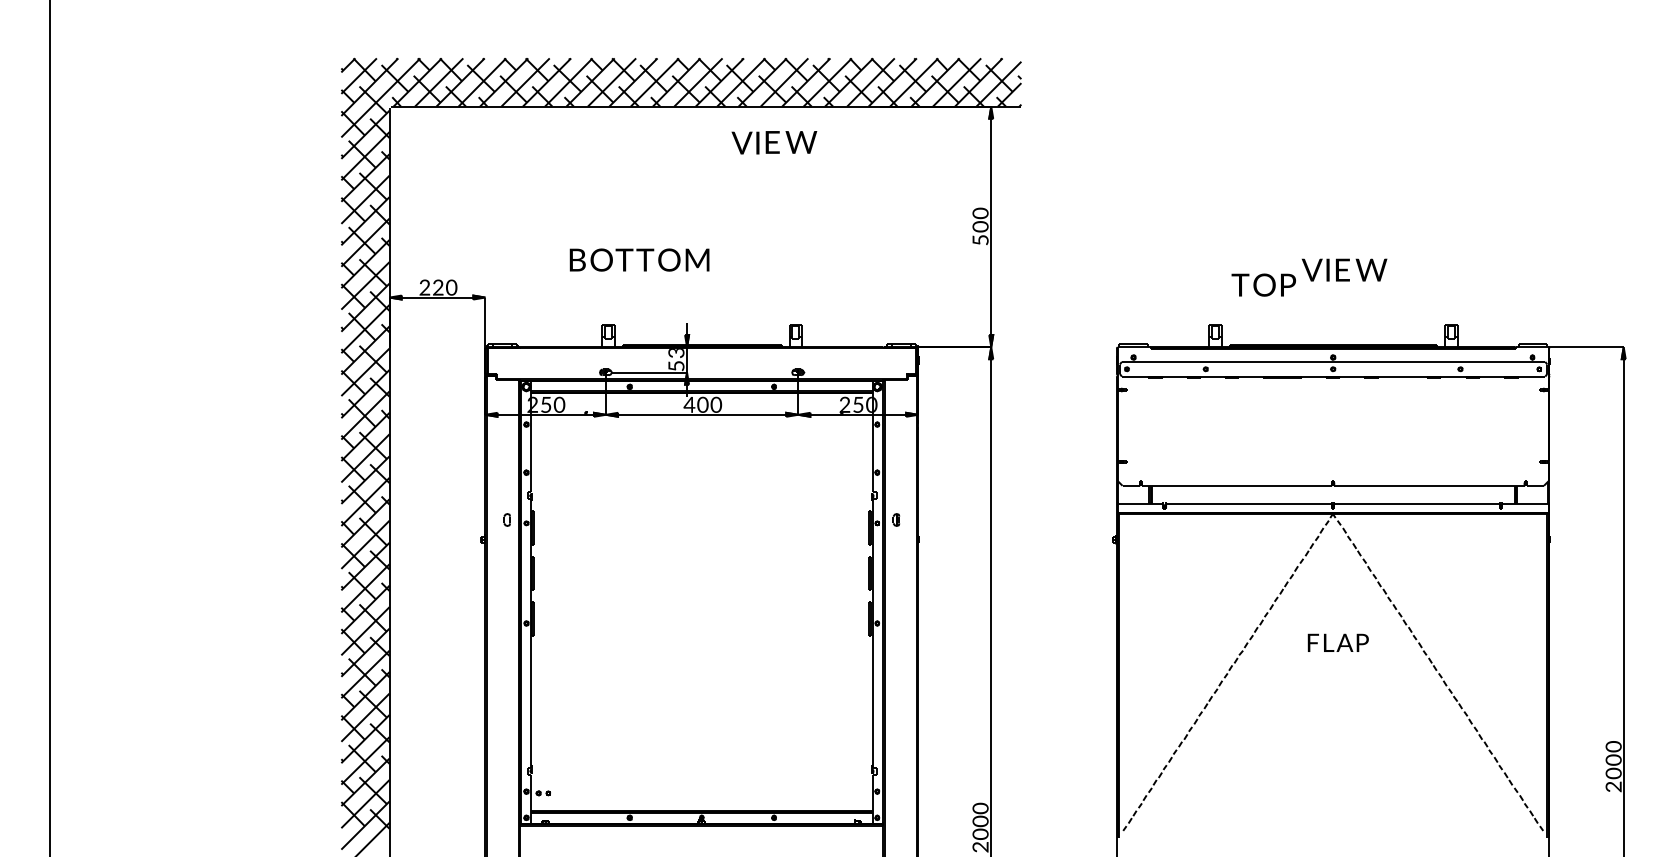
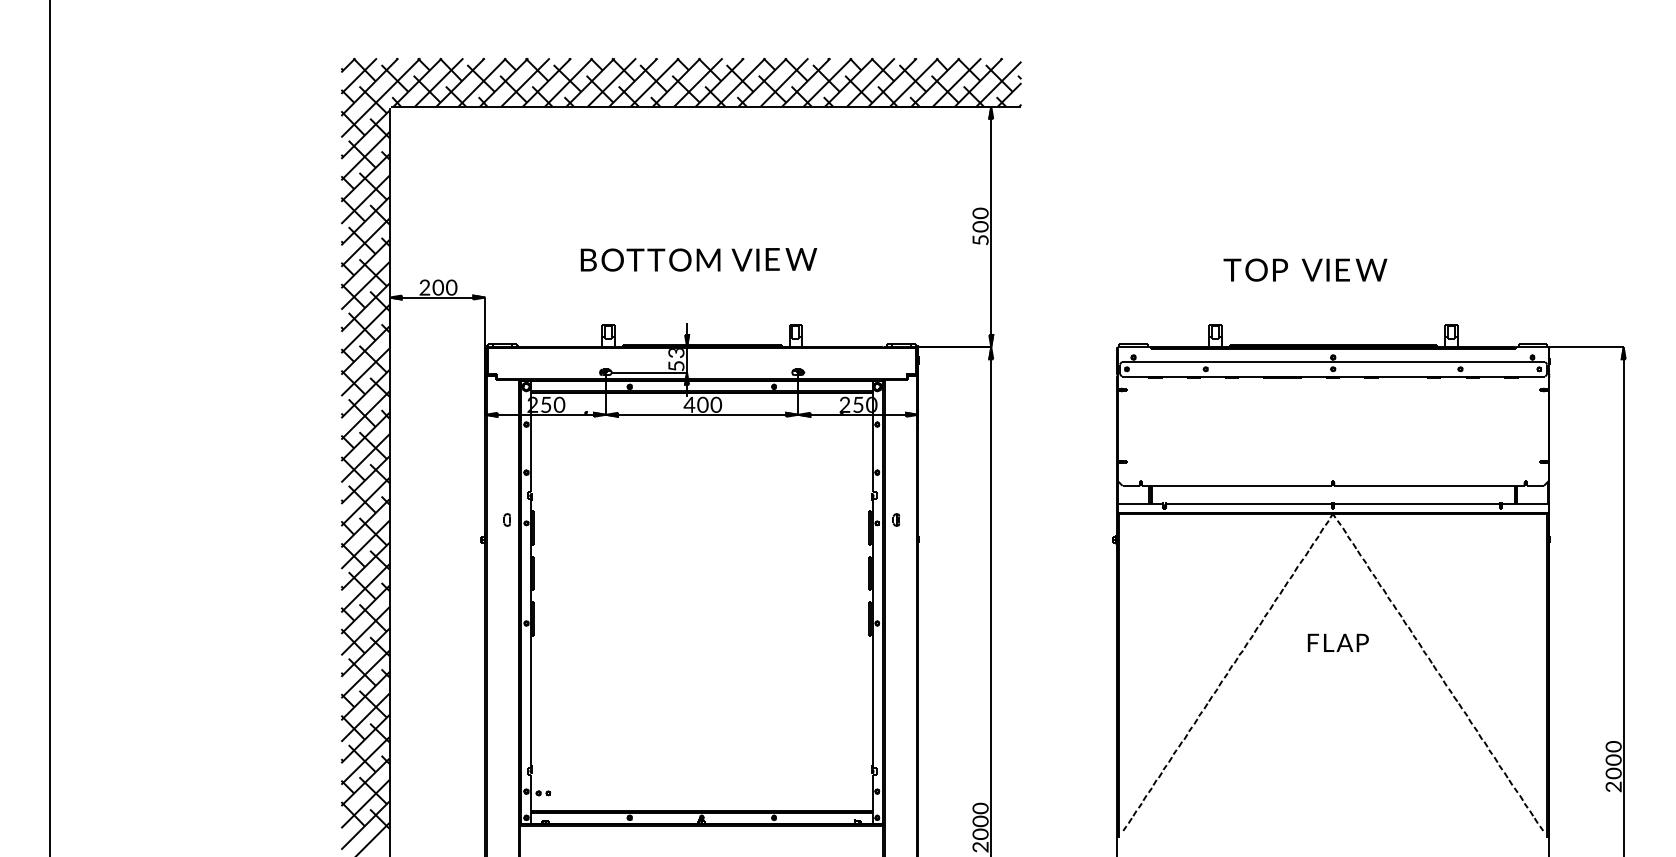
text position: (774, 142) -> (774, 259) (774, 259)
text position: (639, 259) -> (650, 259) (650, 259)
text position: (1263, 284) -> (1255, 269) (1255, 269)
text: 2 -> 0 (438, 287)
